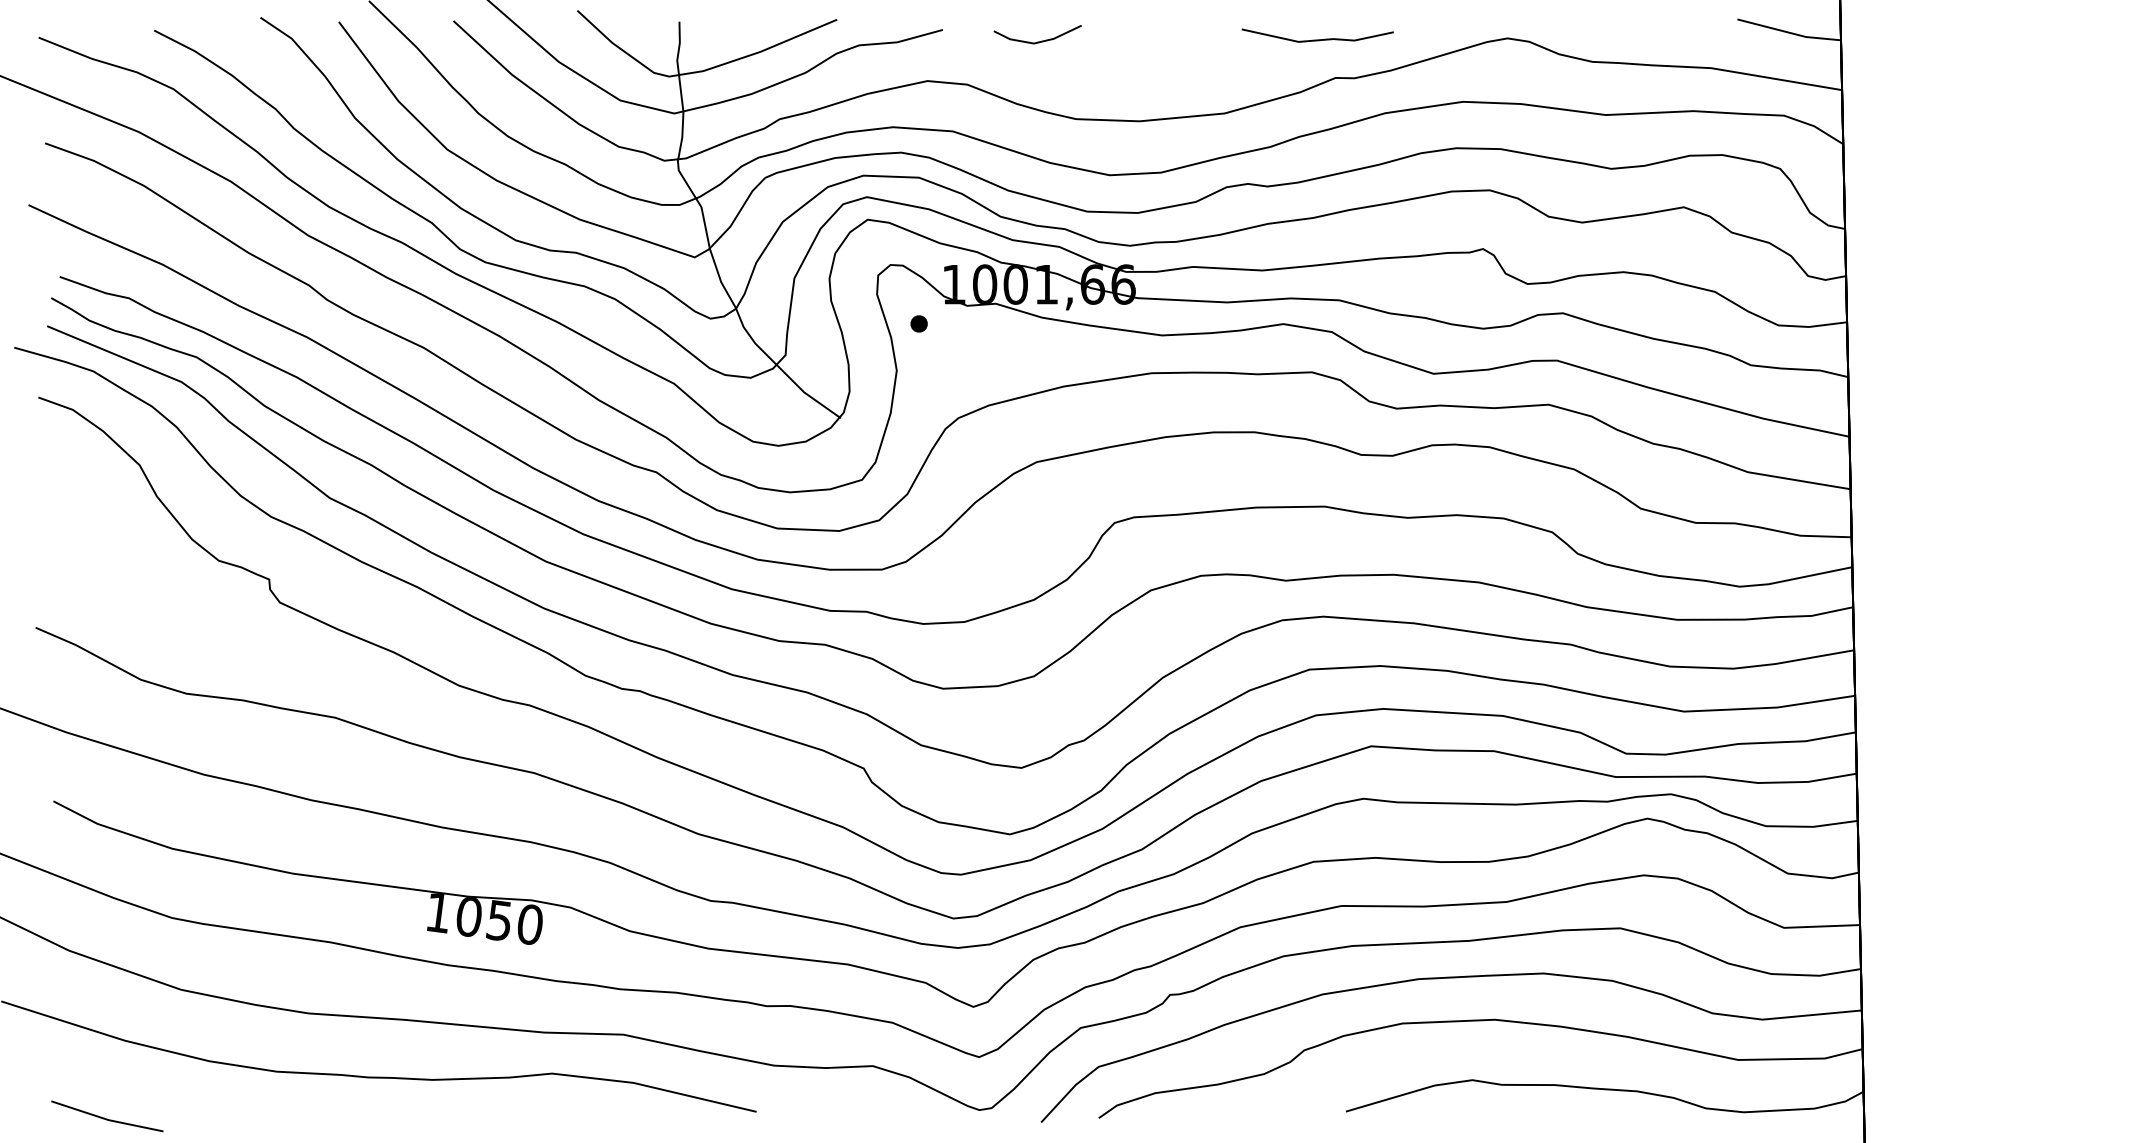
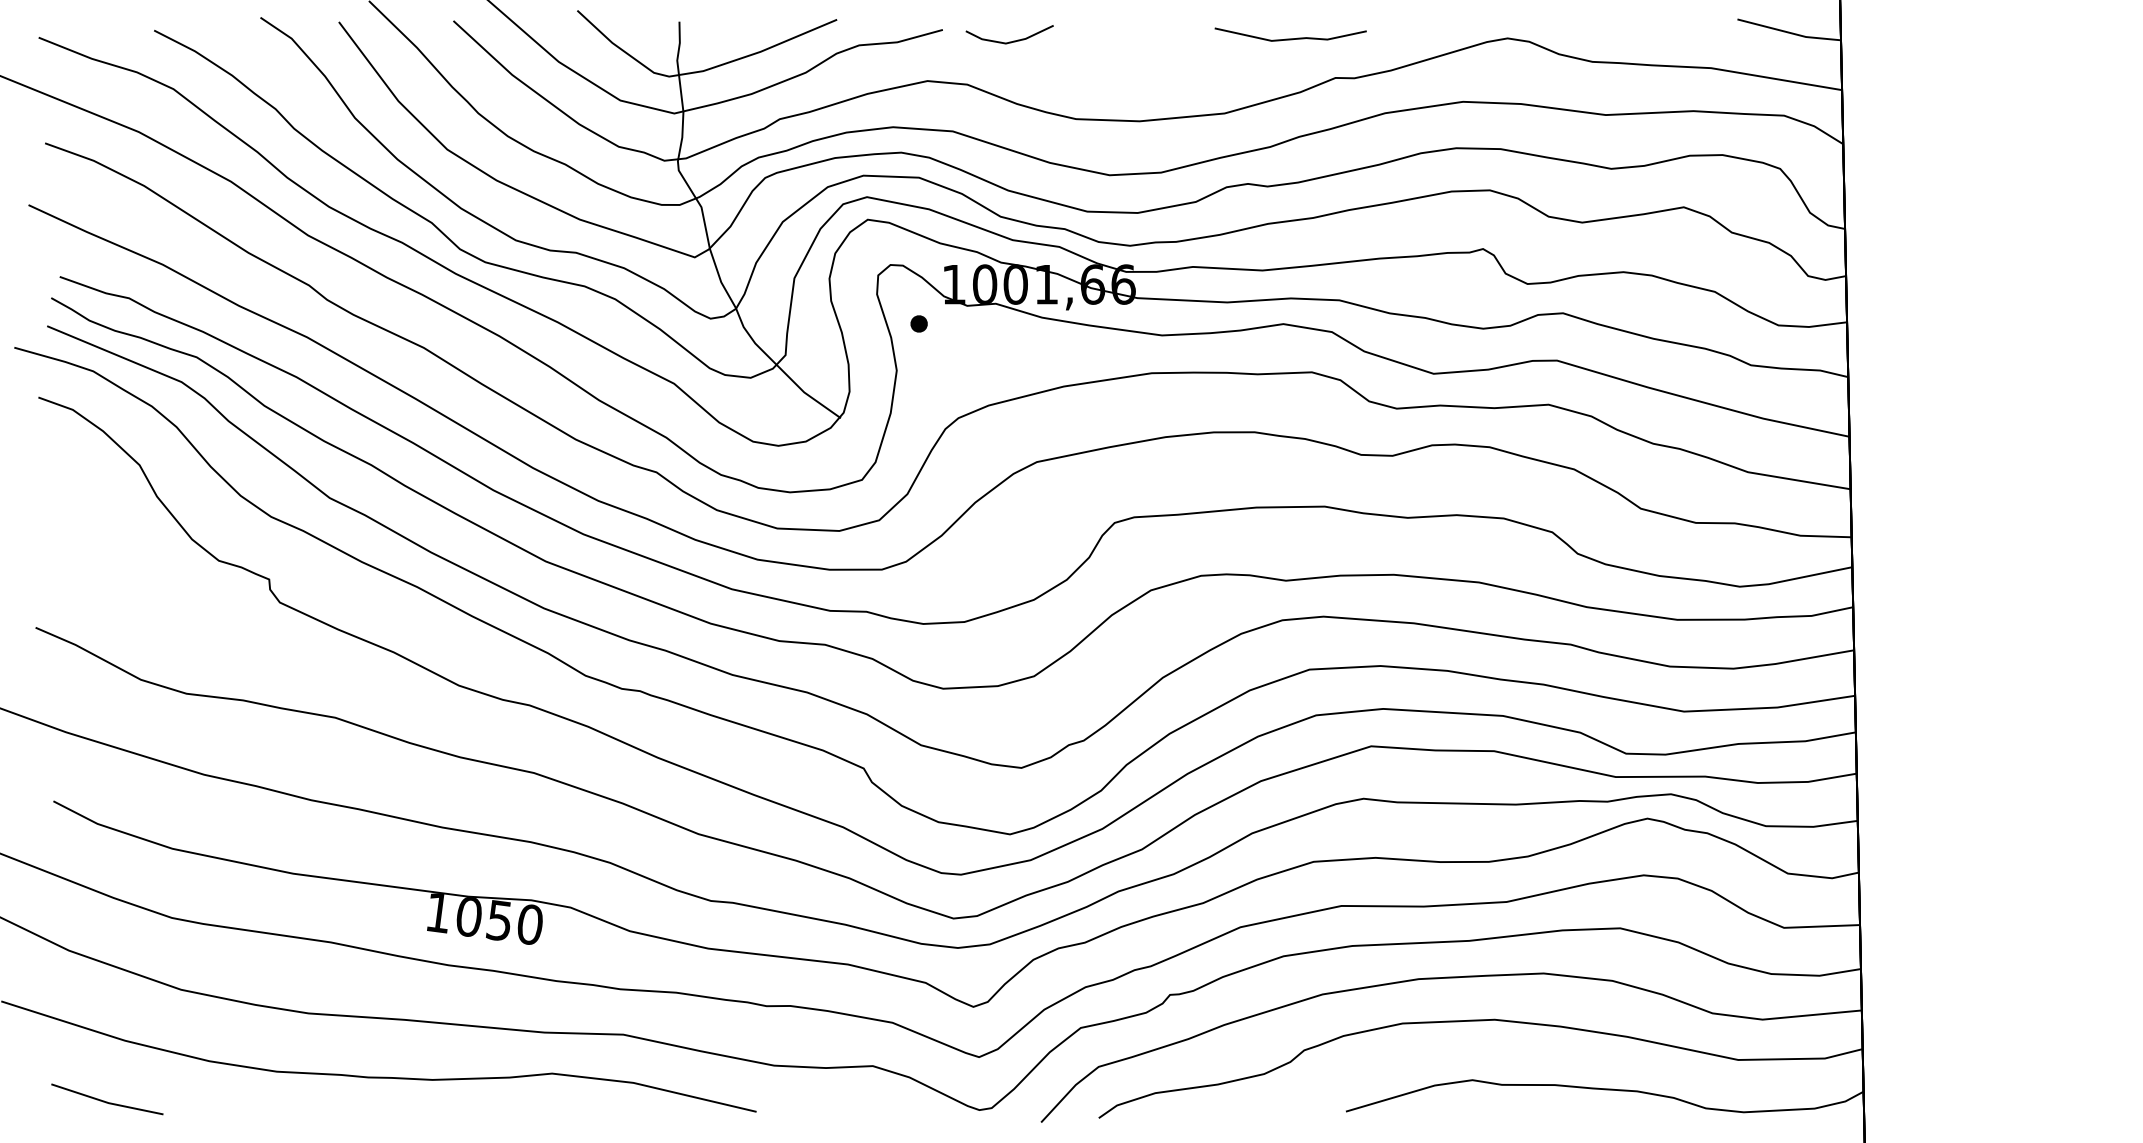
line position: (1317, 39) -> (1290, 38) (1290, 38)
line position: (1037, 41) -> (1009, 41) (1009, 41)
line position: (107, 1118) -> (107, 1101) (107, 1101)
